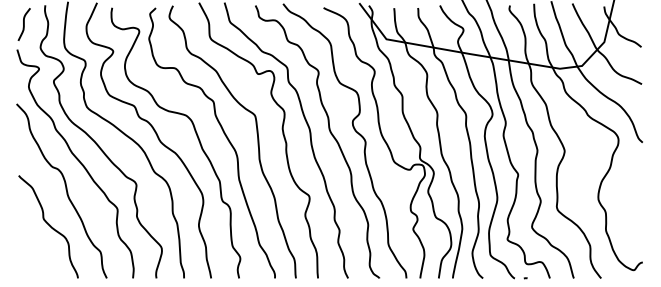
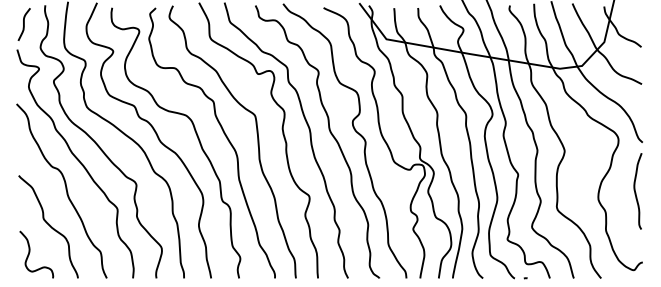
curve: none -> present (636, 192)
curve: none -> present (30, 252)
